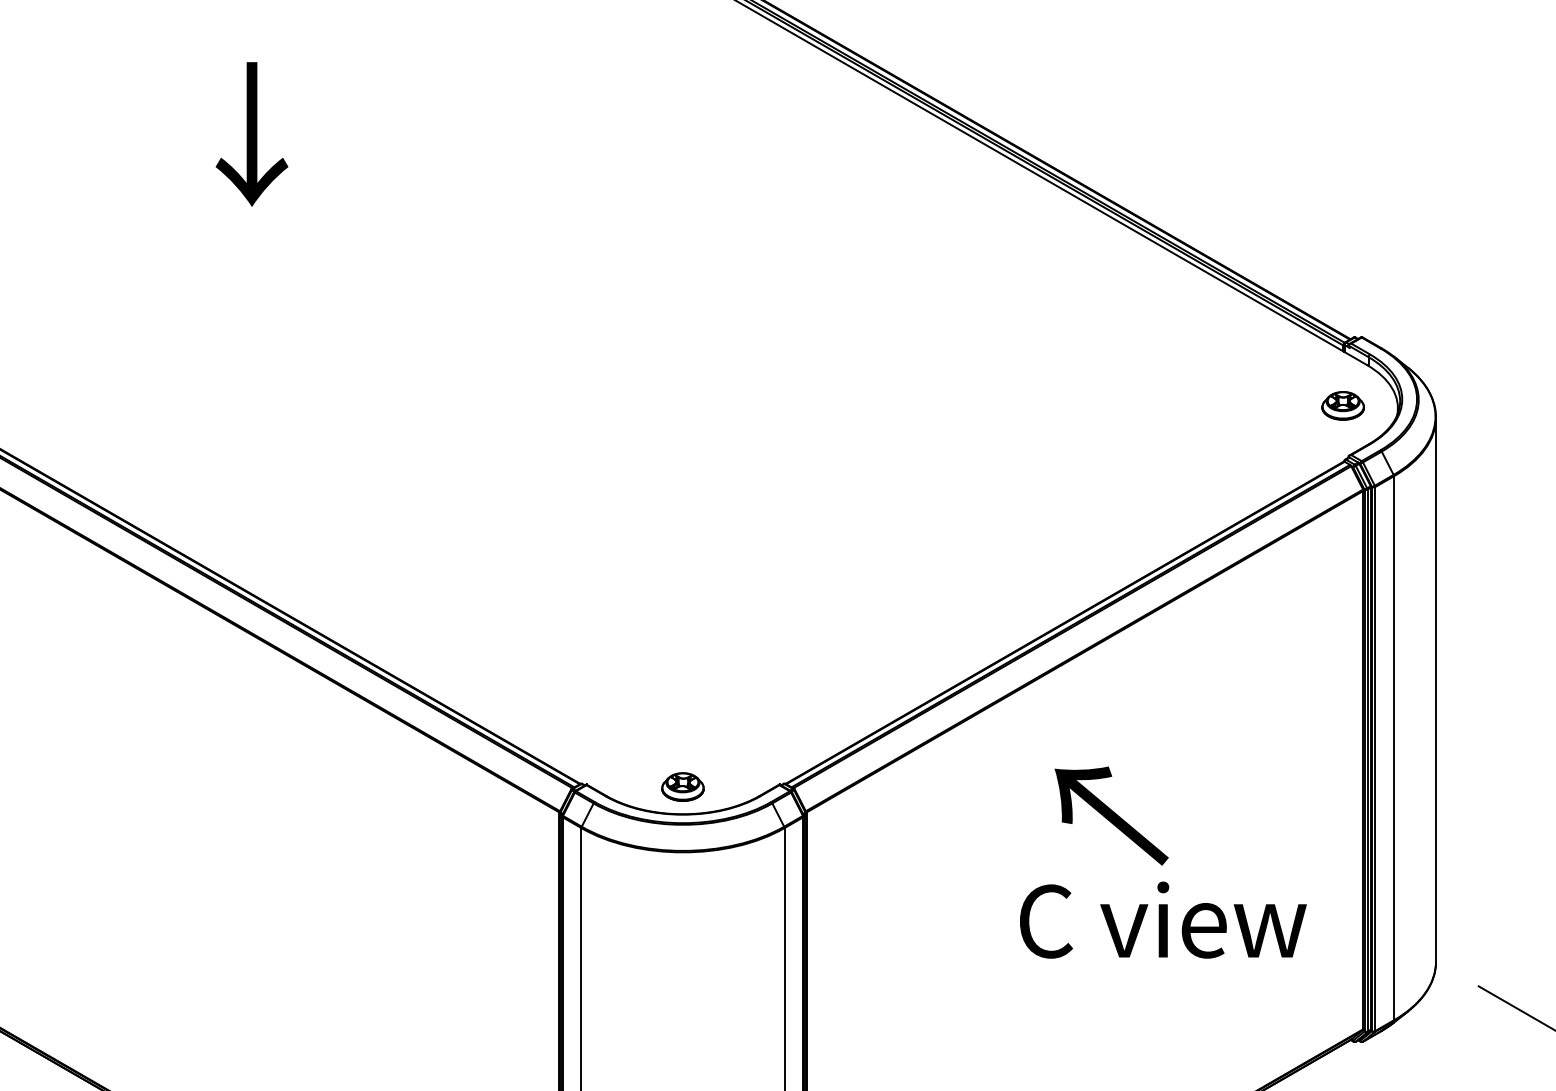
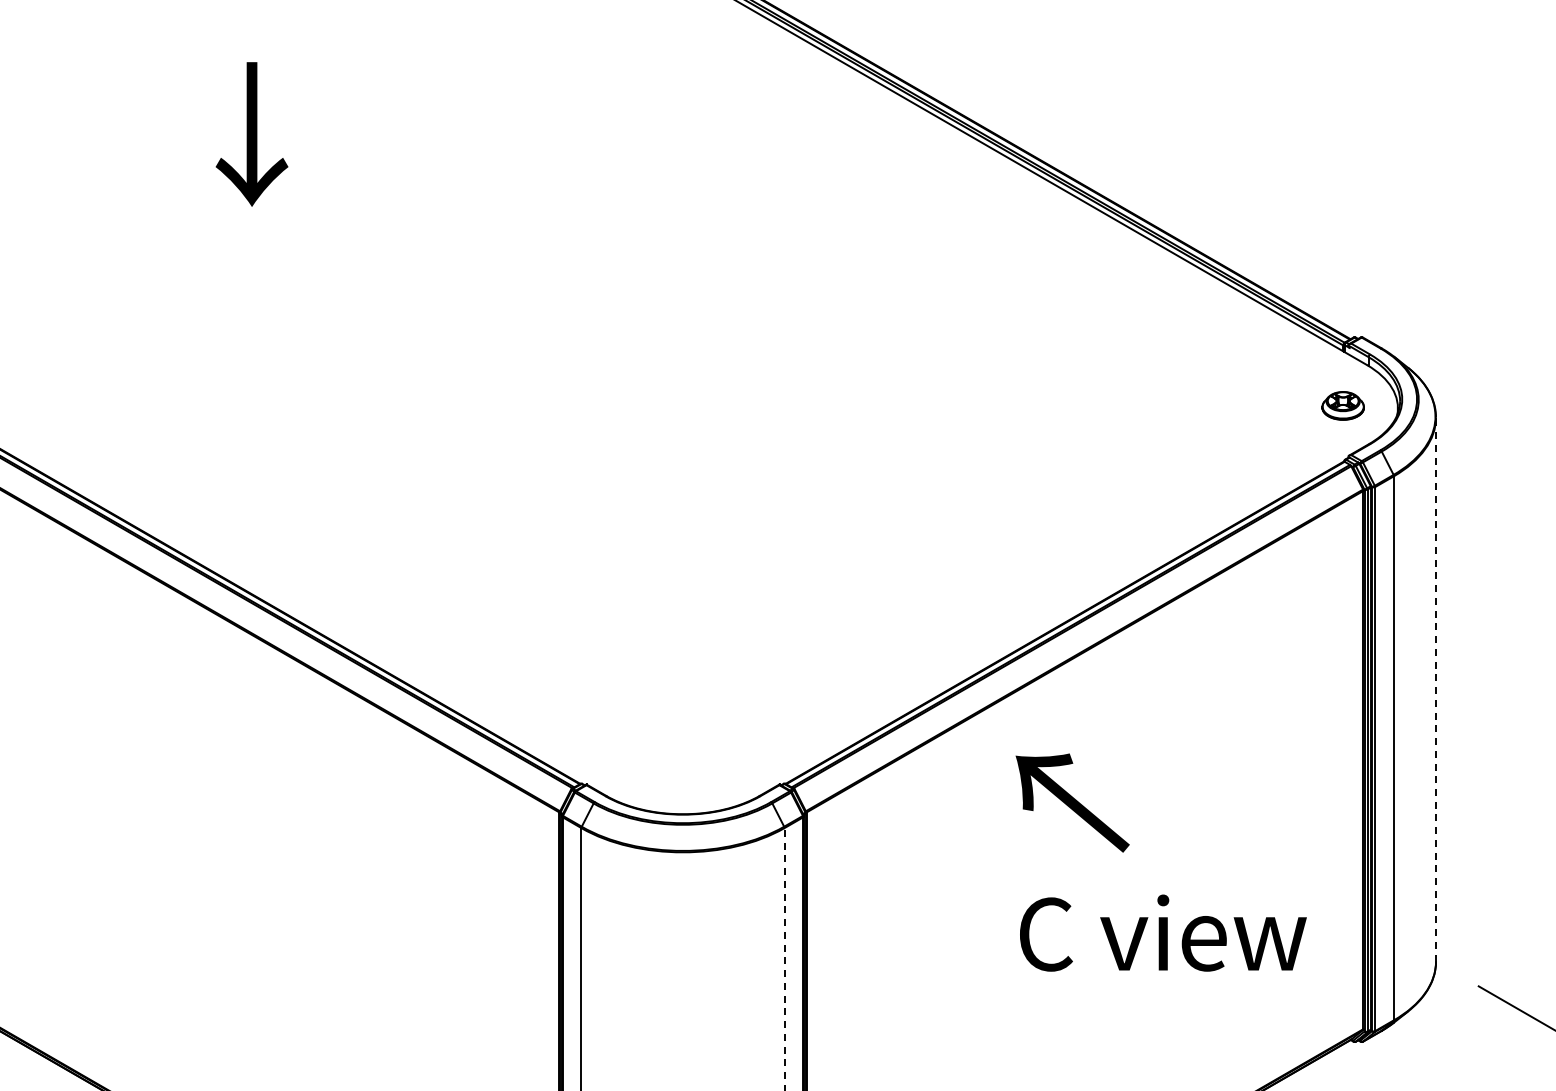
line: solid -> dashed (1436, 689)
part: present -> none (682, 786)
text position: (1111, 815) -> (1072, 802) (1072, 802)
text position: (1163, 919) -> (1163, 932) (1163, 932)
line: solid -> dashed (784, 958)
